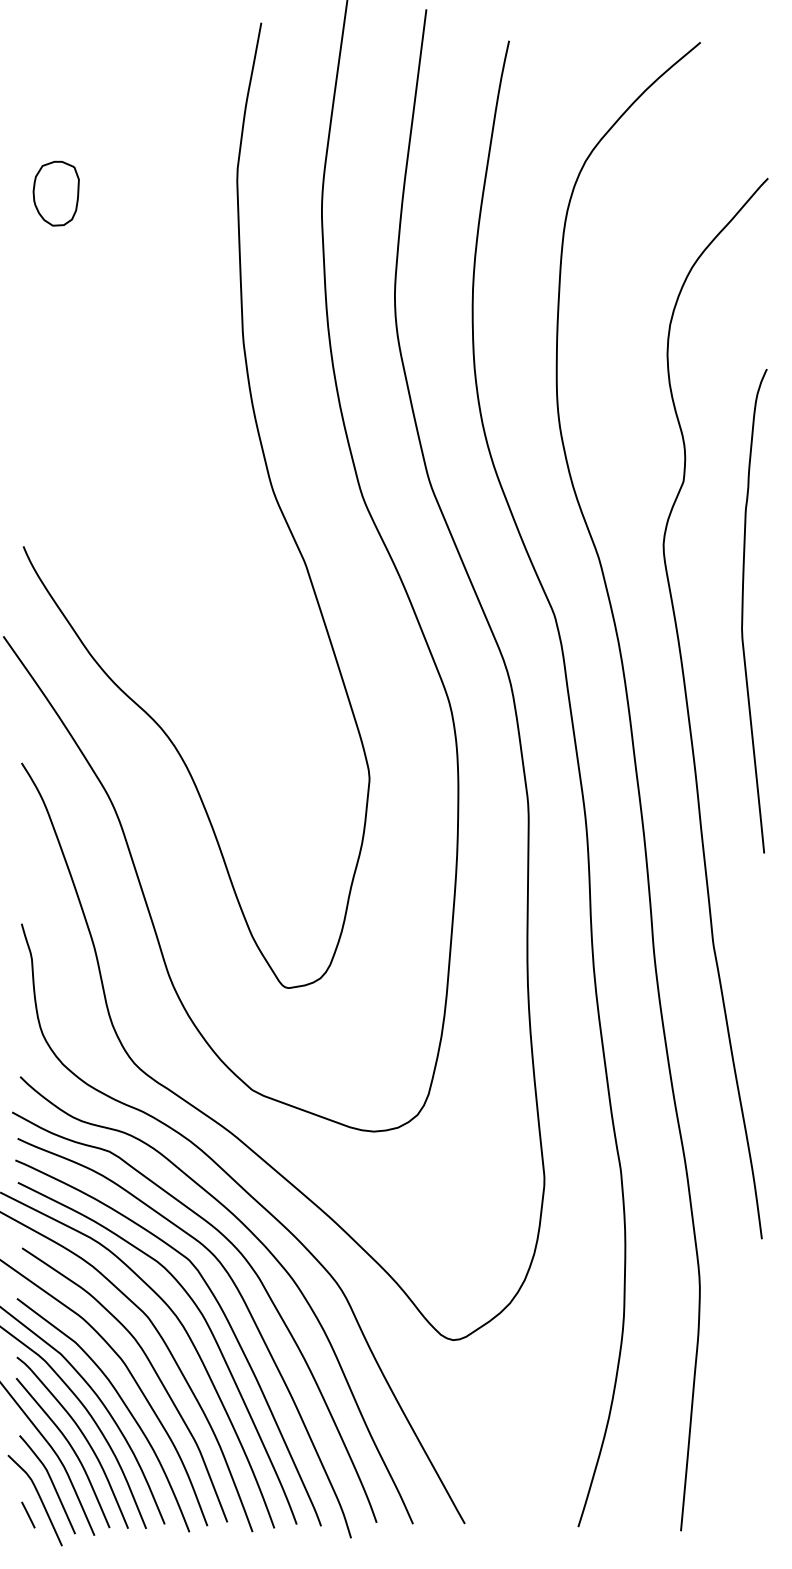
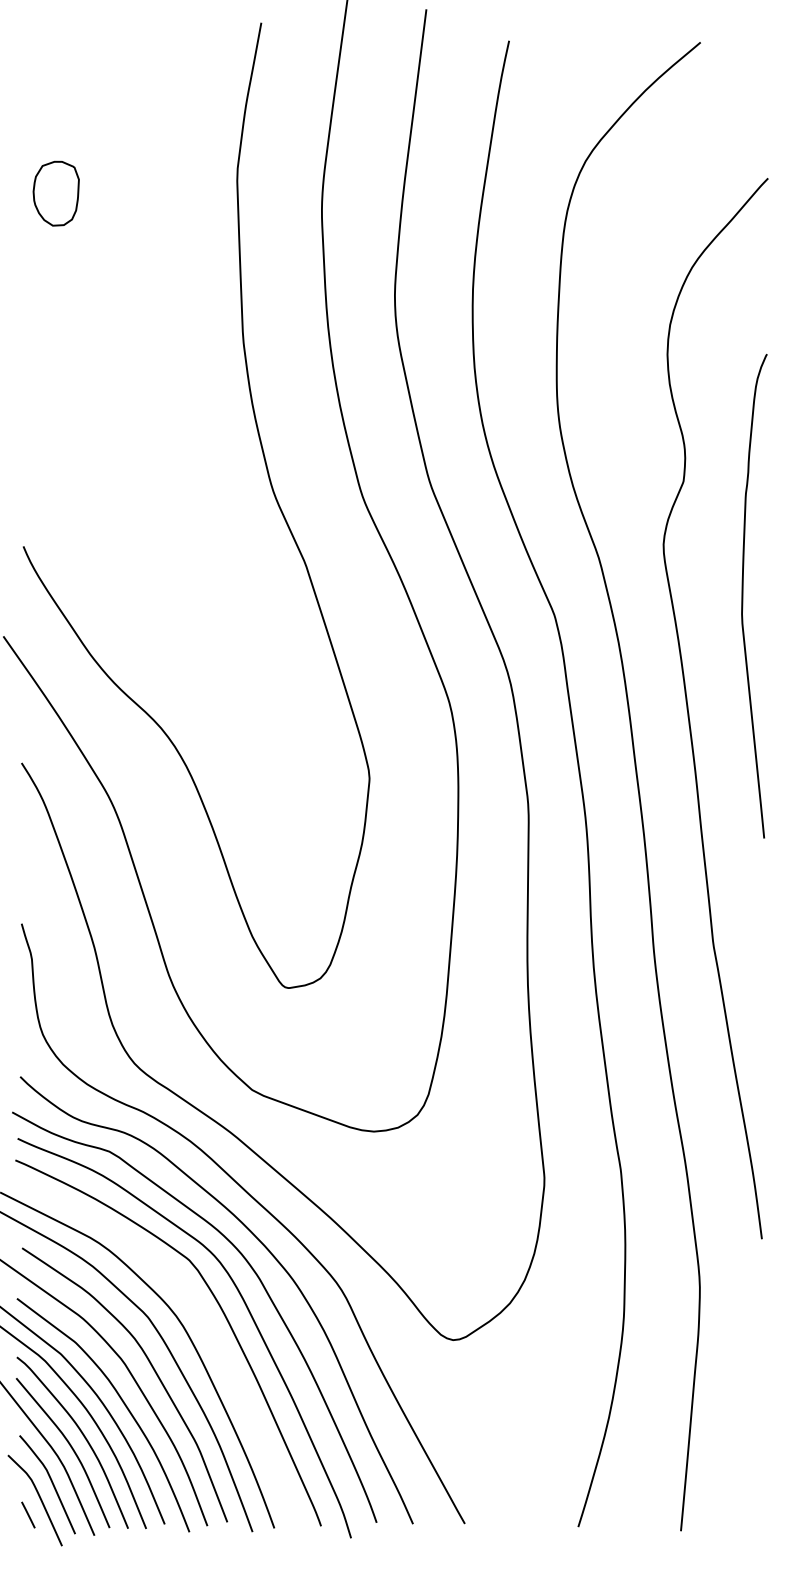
curve position: (743, 611) -> (743, 596) (743, 596)
curve: present -> none (208, 1328)
